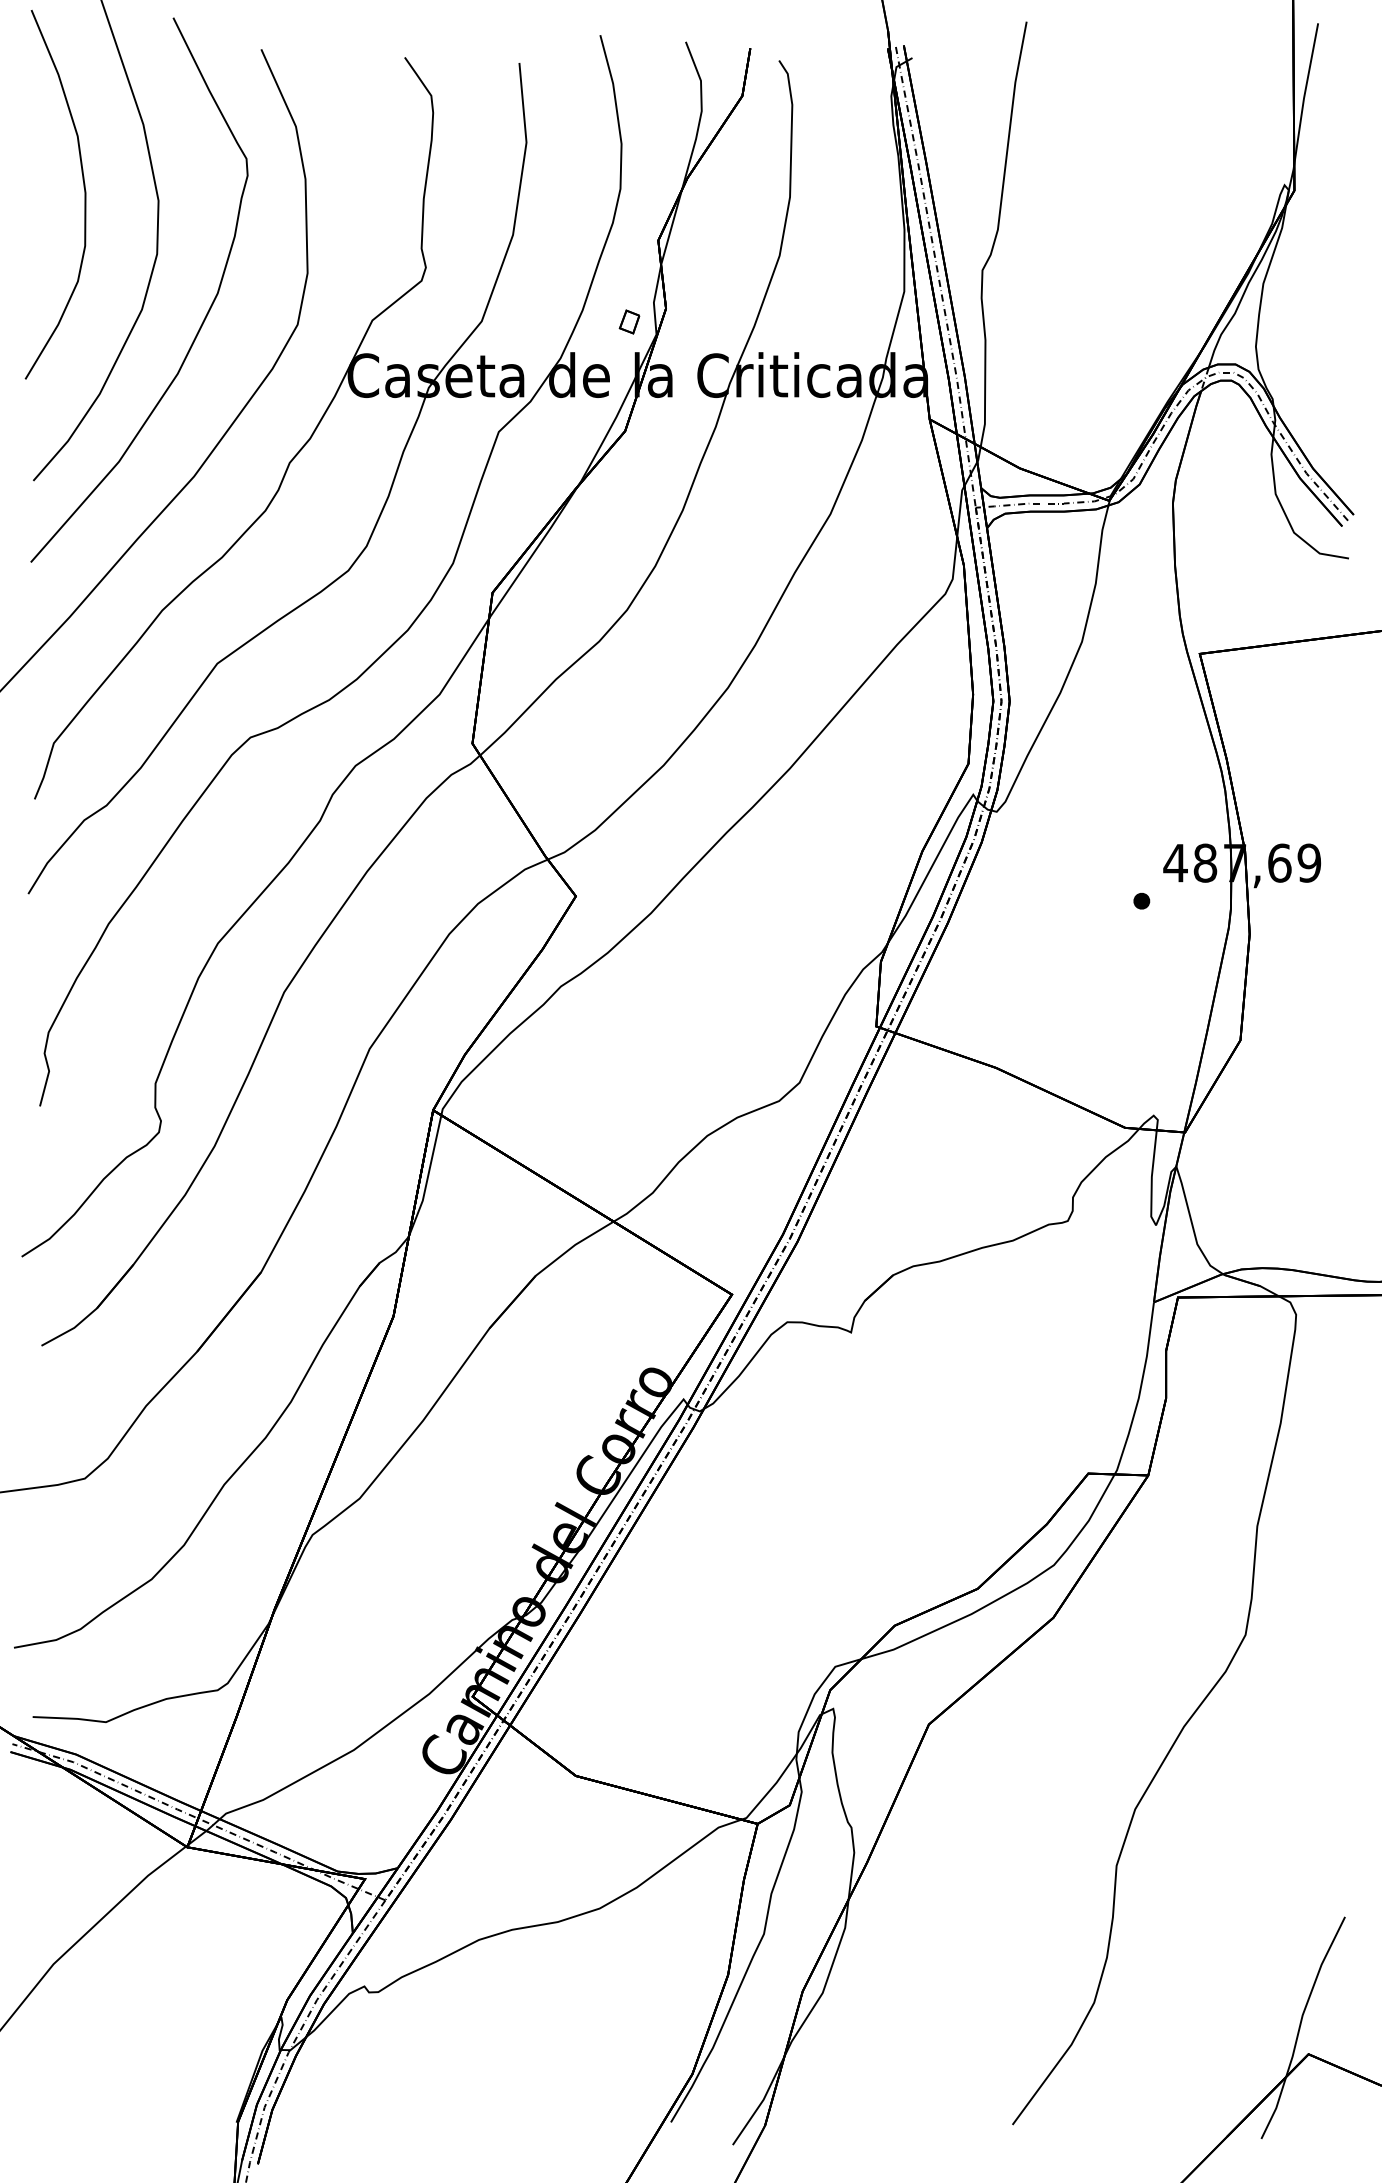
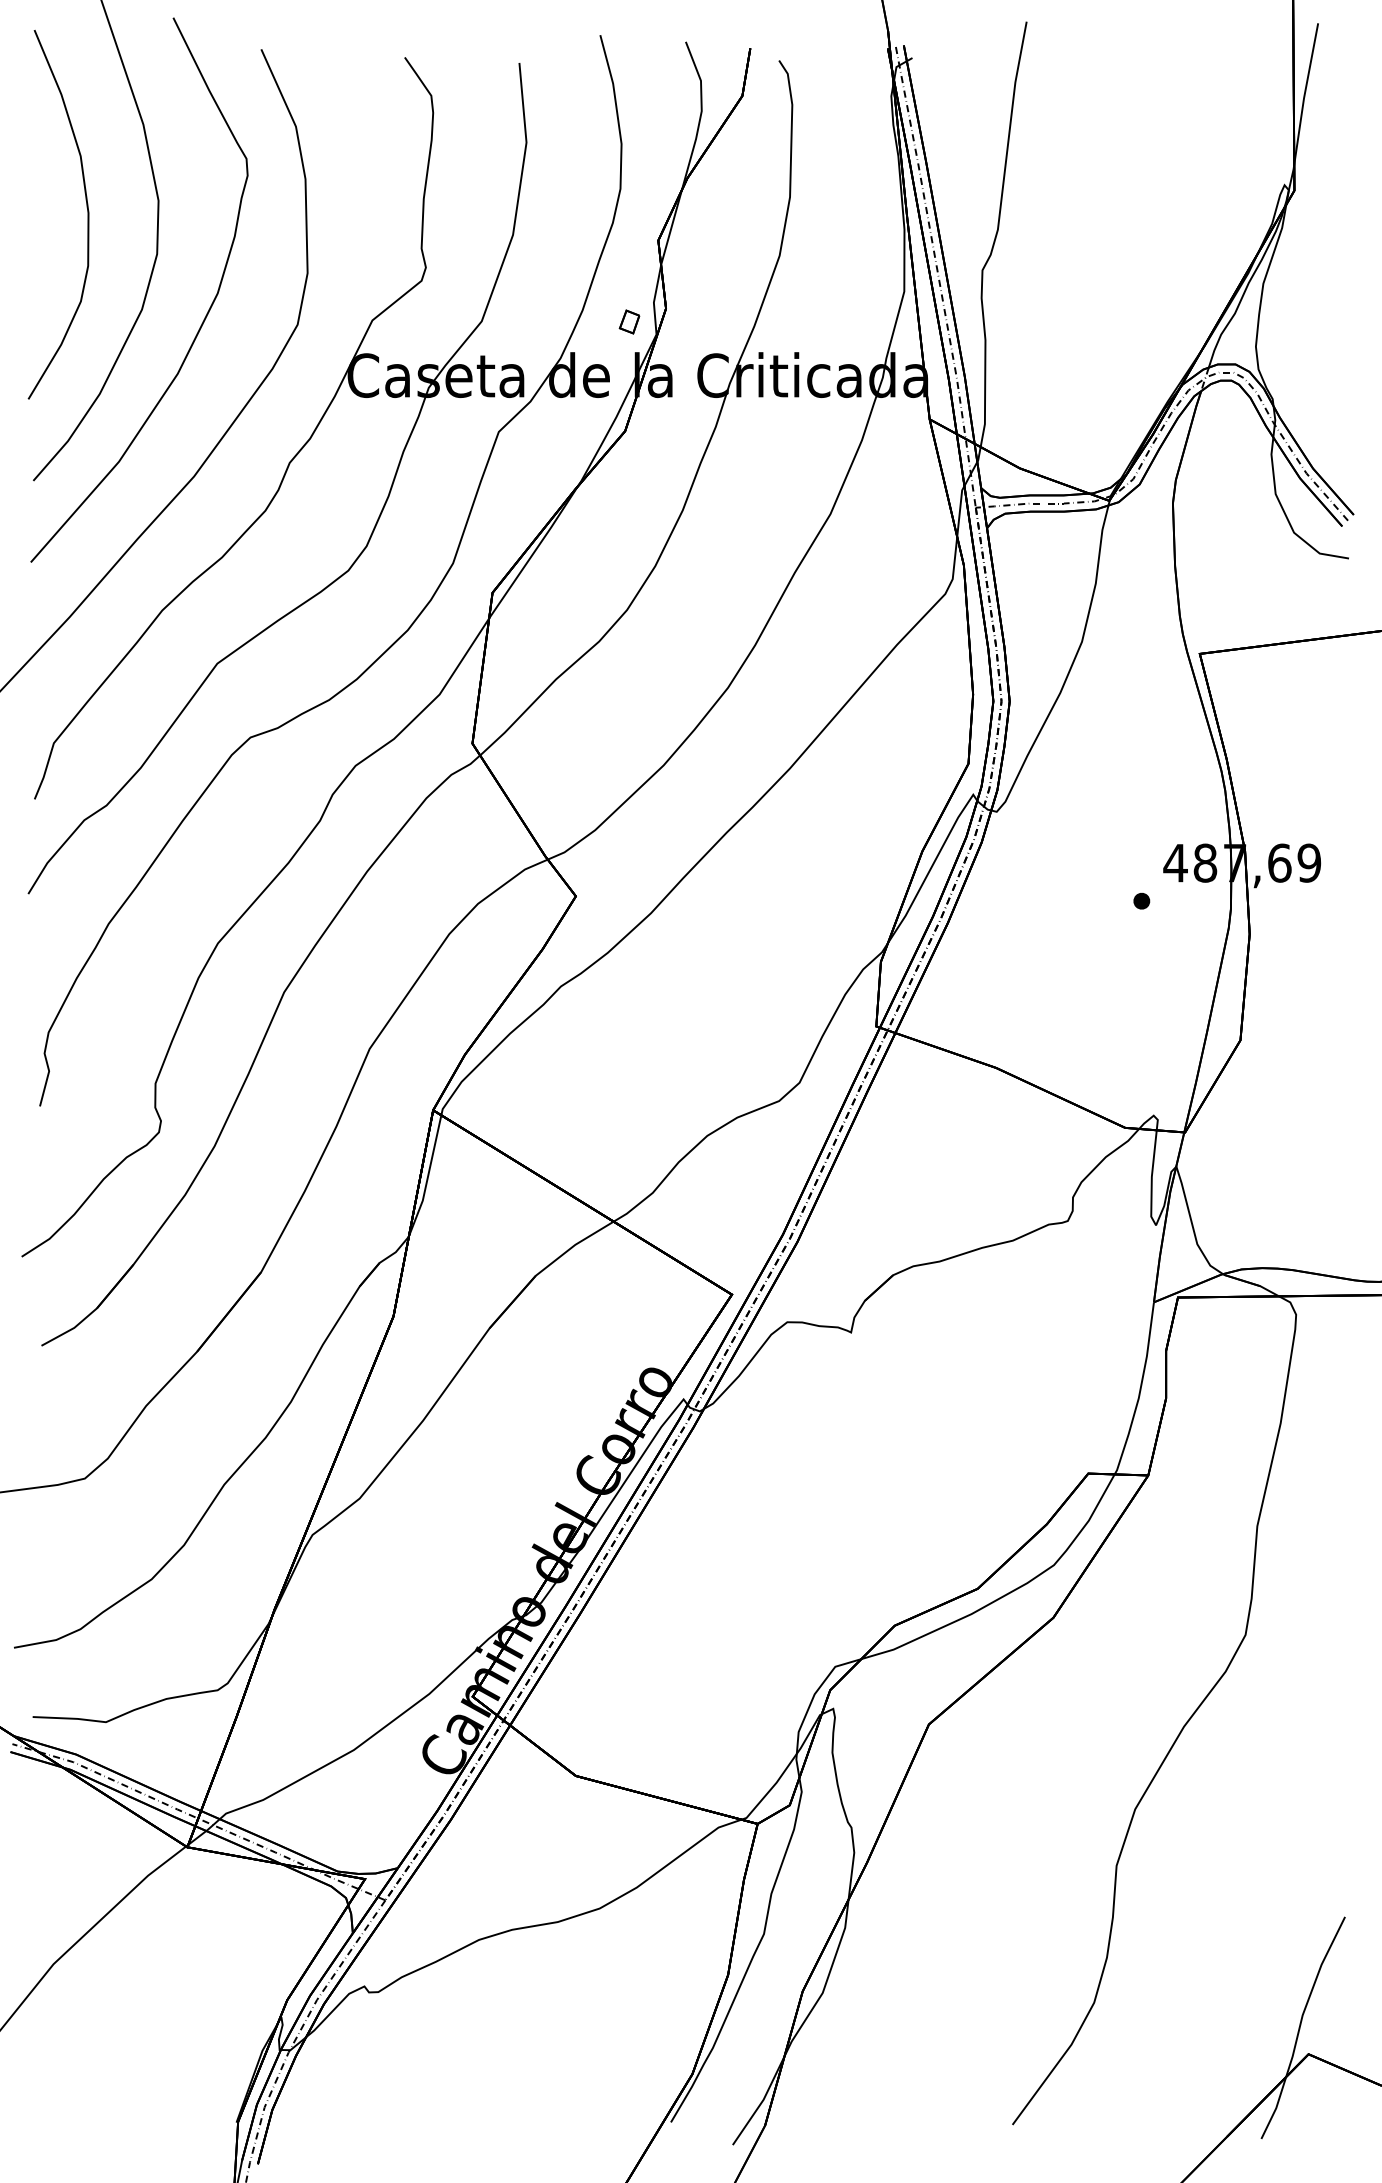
curve position: (83, 187) -> (86, 207) (86, 207)
